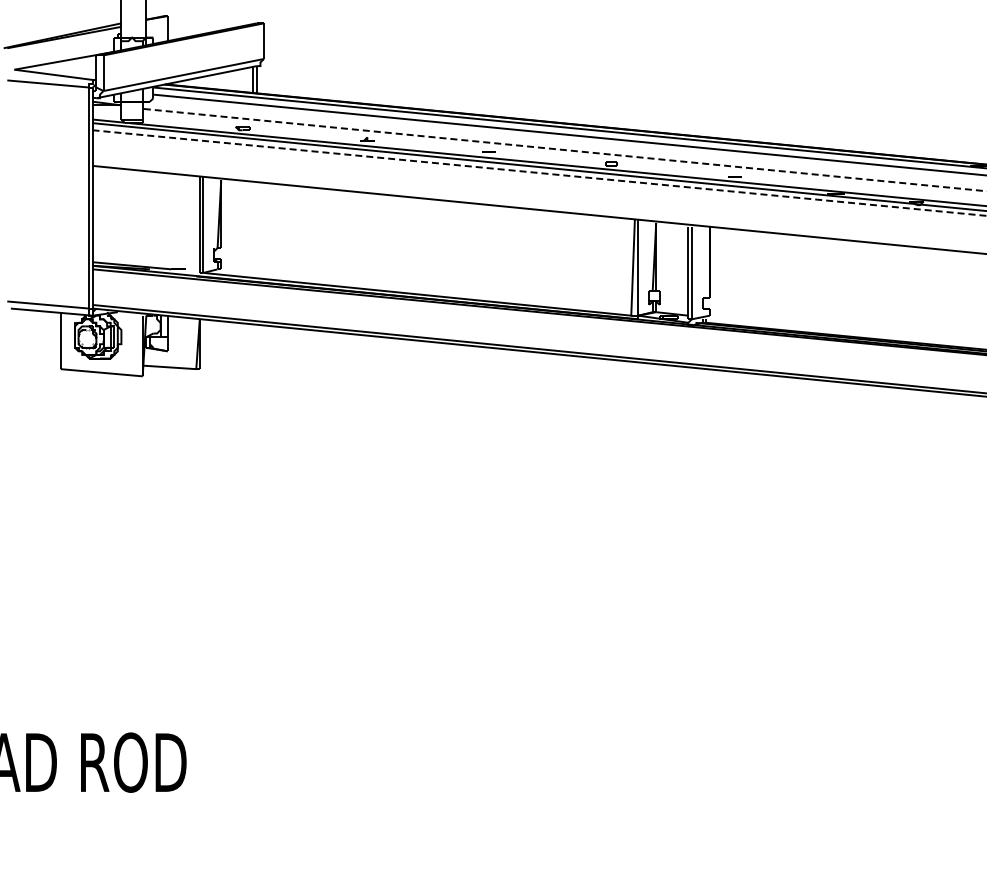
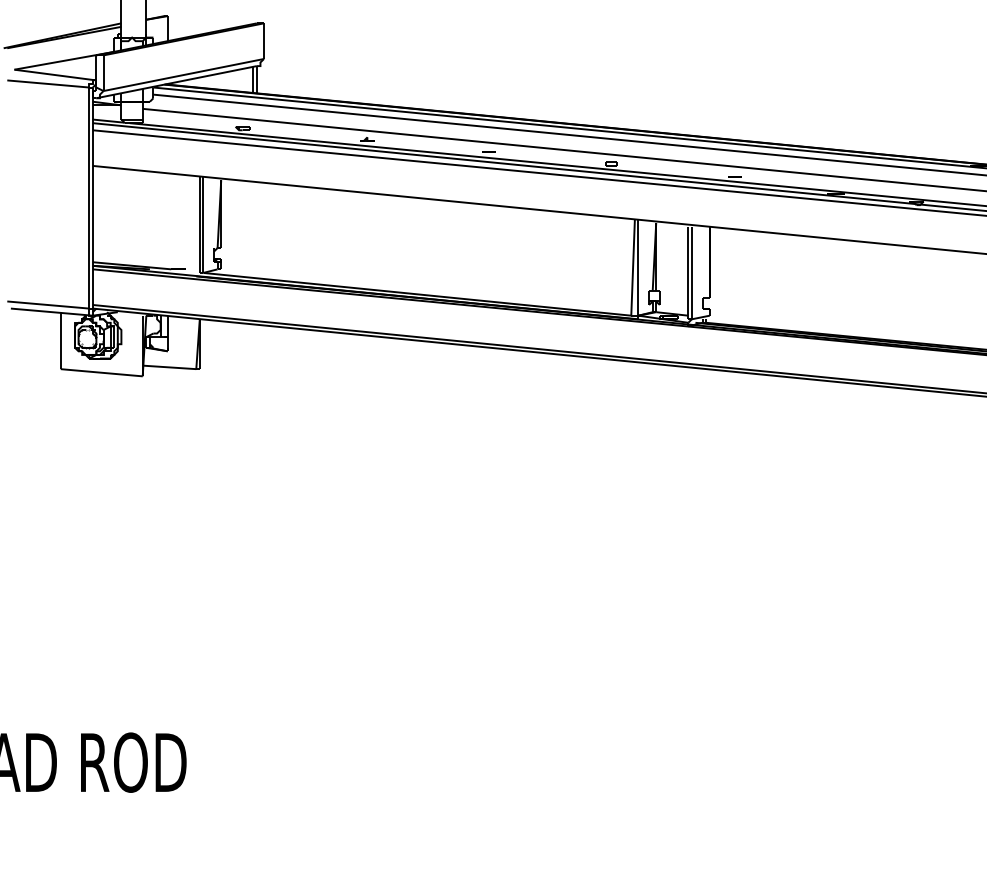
line: dashed -> solid (564, 150)
line: dashed -> solid (539, 173)
